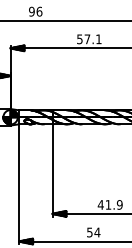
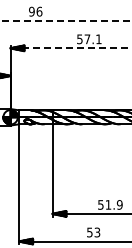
line: solid -> dashed (66, 20)
line: solid -> dashed (71, 48)
text: 41.9 -> 51.9 (100, 204)
text: 54 -> 53 (97, 232)
